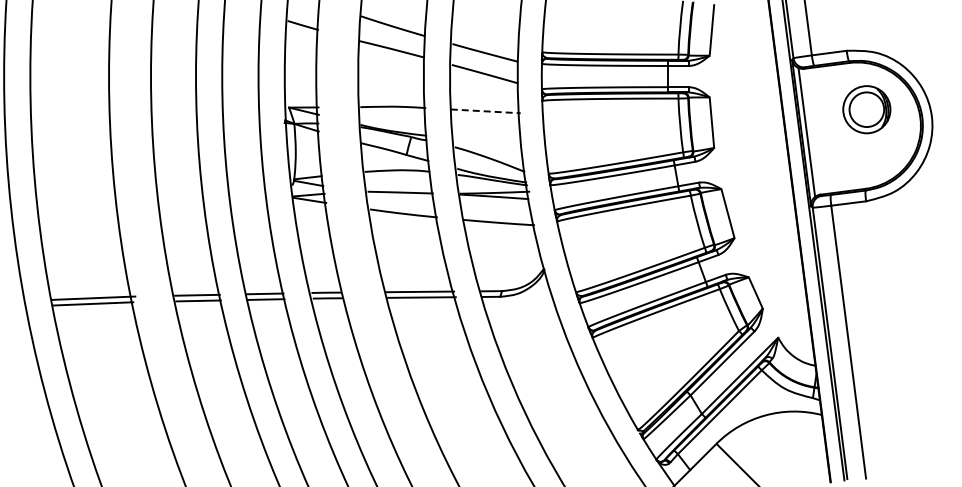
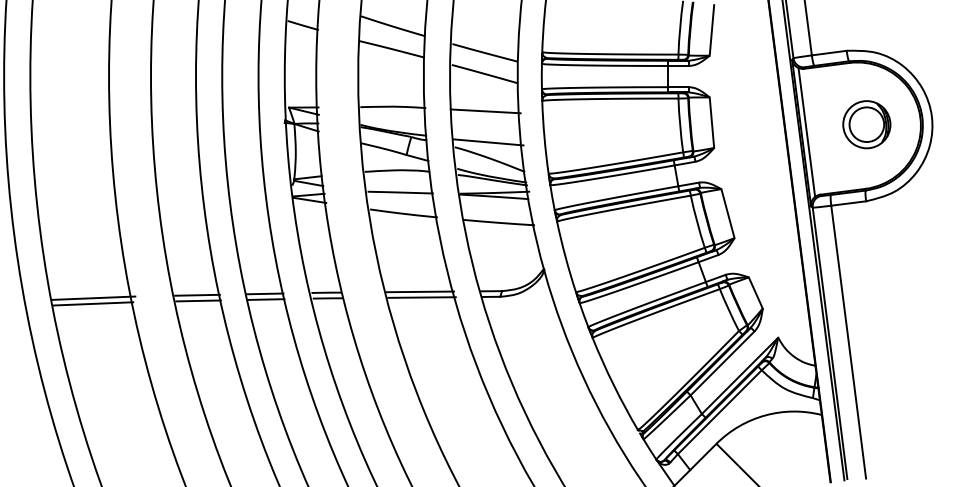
part position: (866, 109) -> (866, 124) (866, 124)
line: dashed -> solid (486, 111)
line: none -> present (488, 142)
